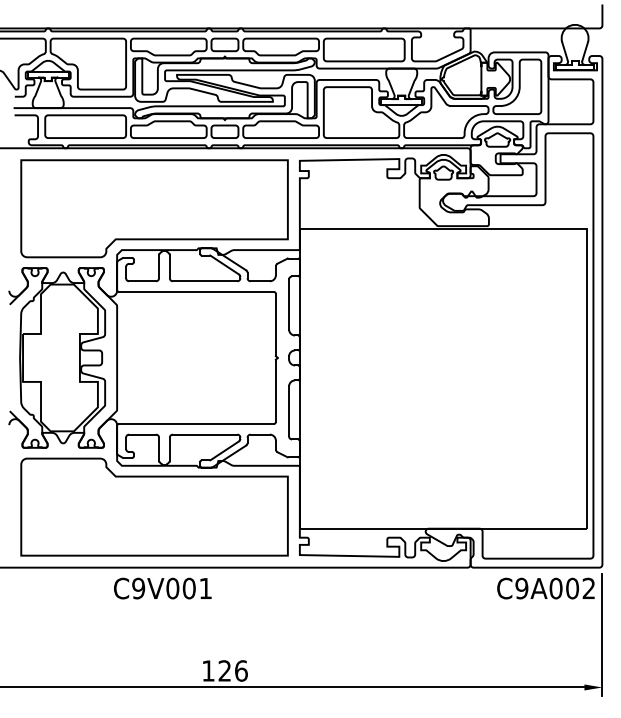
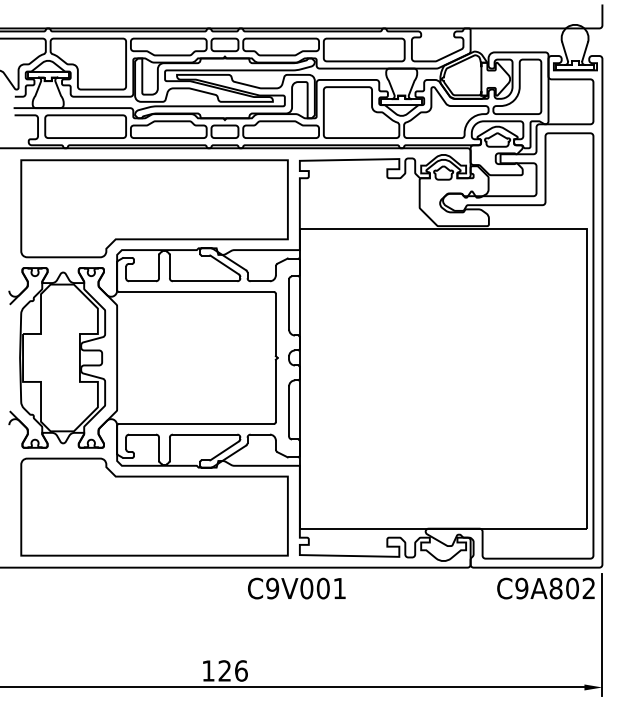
text position: (162, 588) -> (296, 588) (296, 588)
text: C9A002 -> C9A802 (555, 588)
